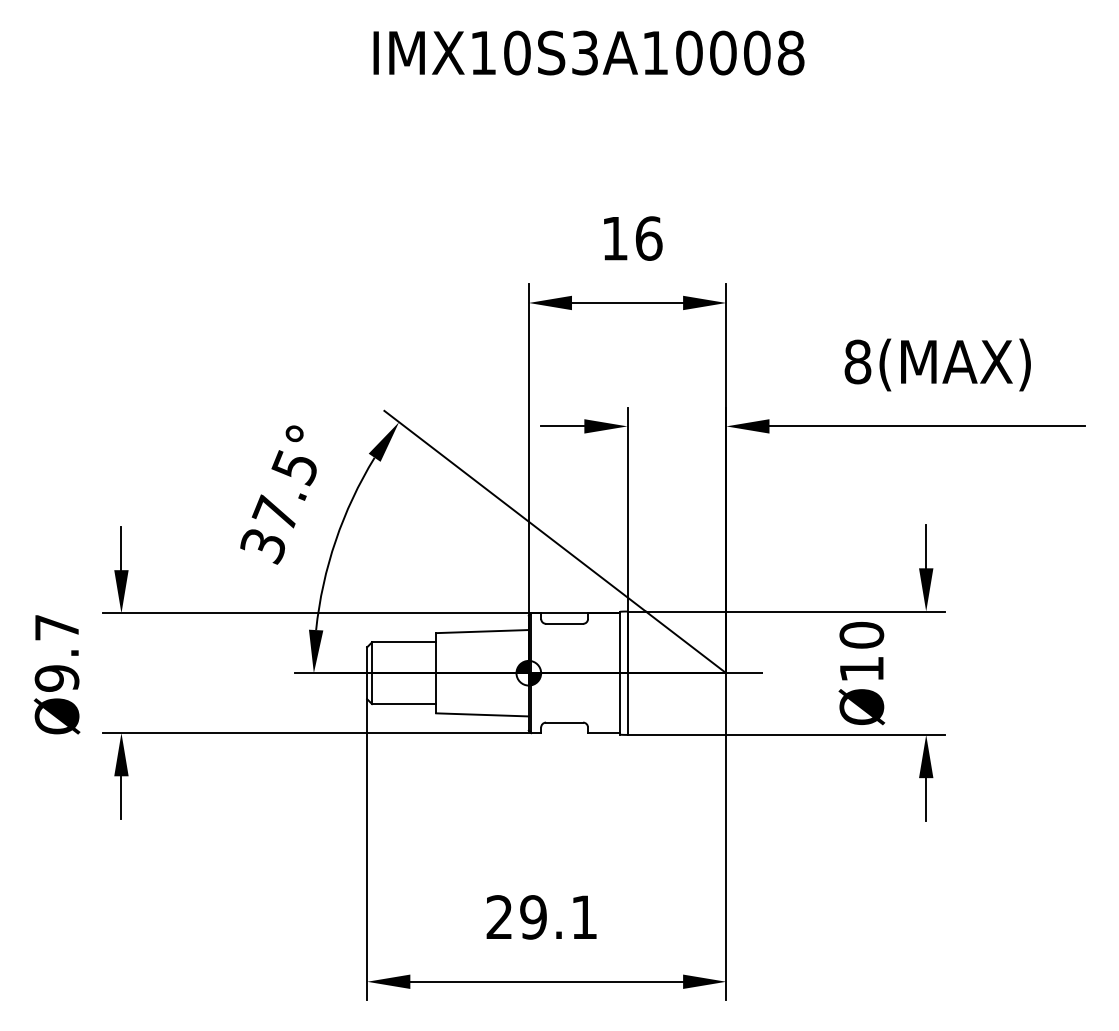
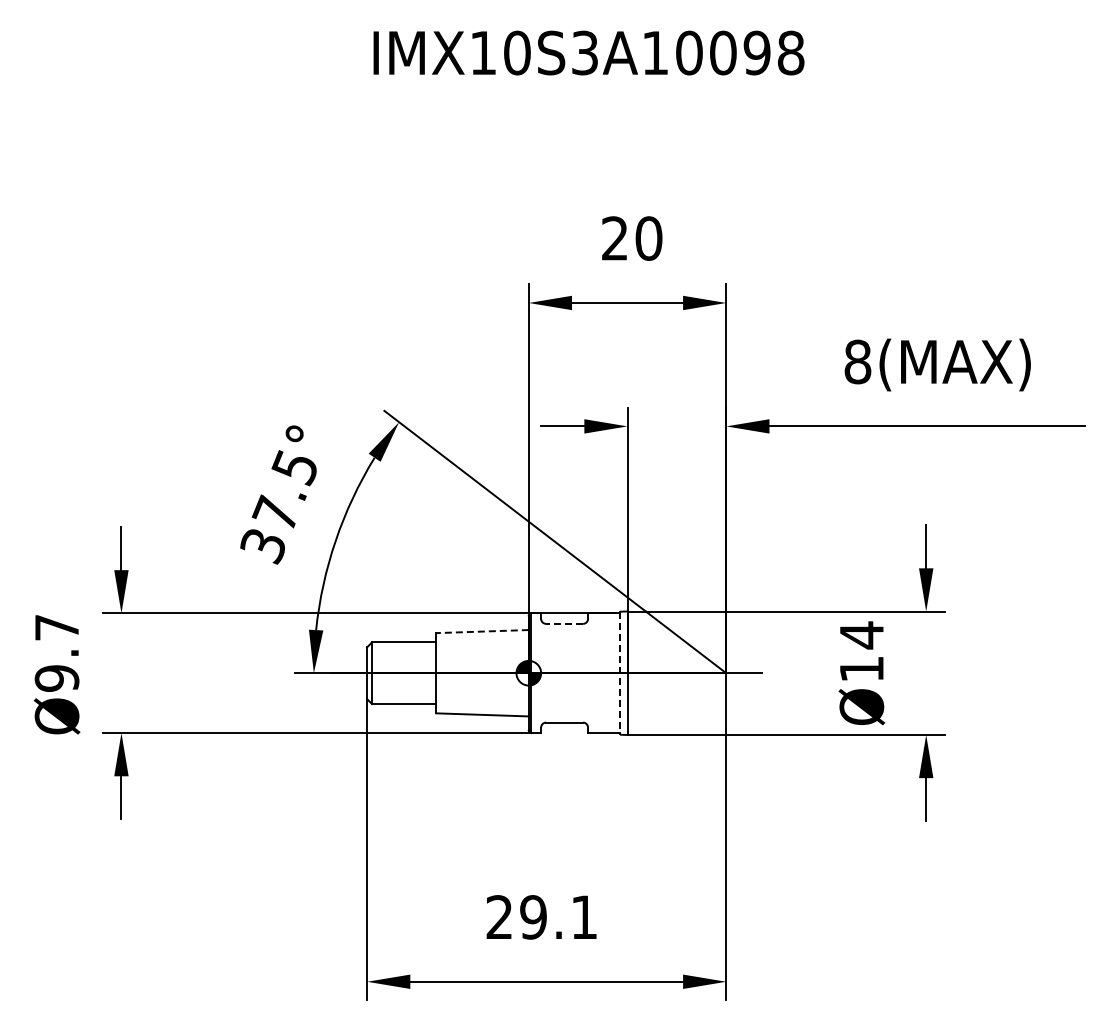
text: IMX10S3A10008 -> IMX10S3A10098 (756, 52)
text: 16 -> 20 (632, 238)
line: solid -> dashed (564, 623)
line: solid -> dashed (482, 631)
text: Ø10 -> Ø14 (861, 635)
line: solid -> dashed (620, 673)
